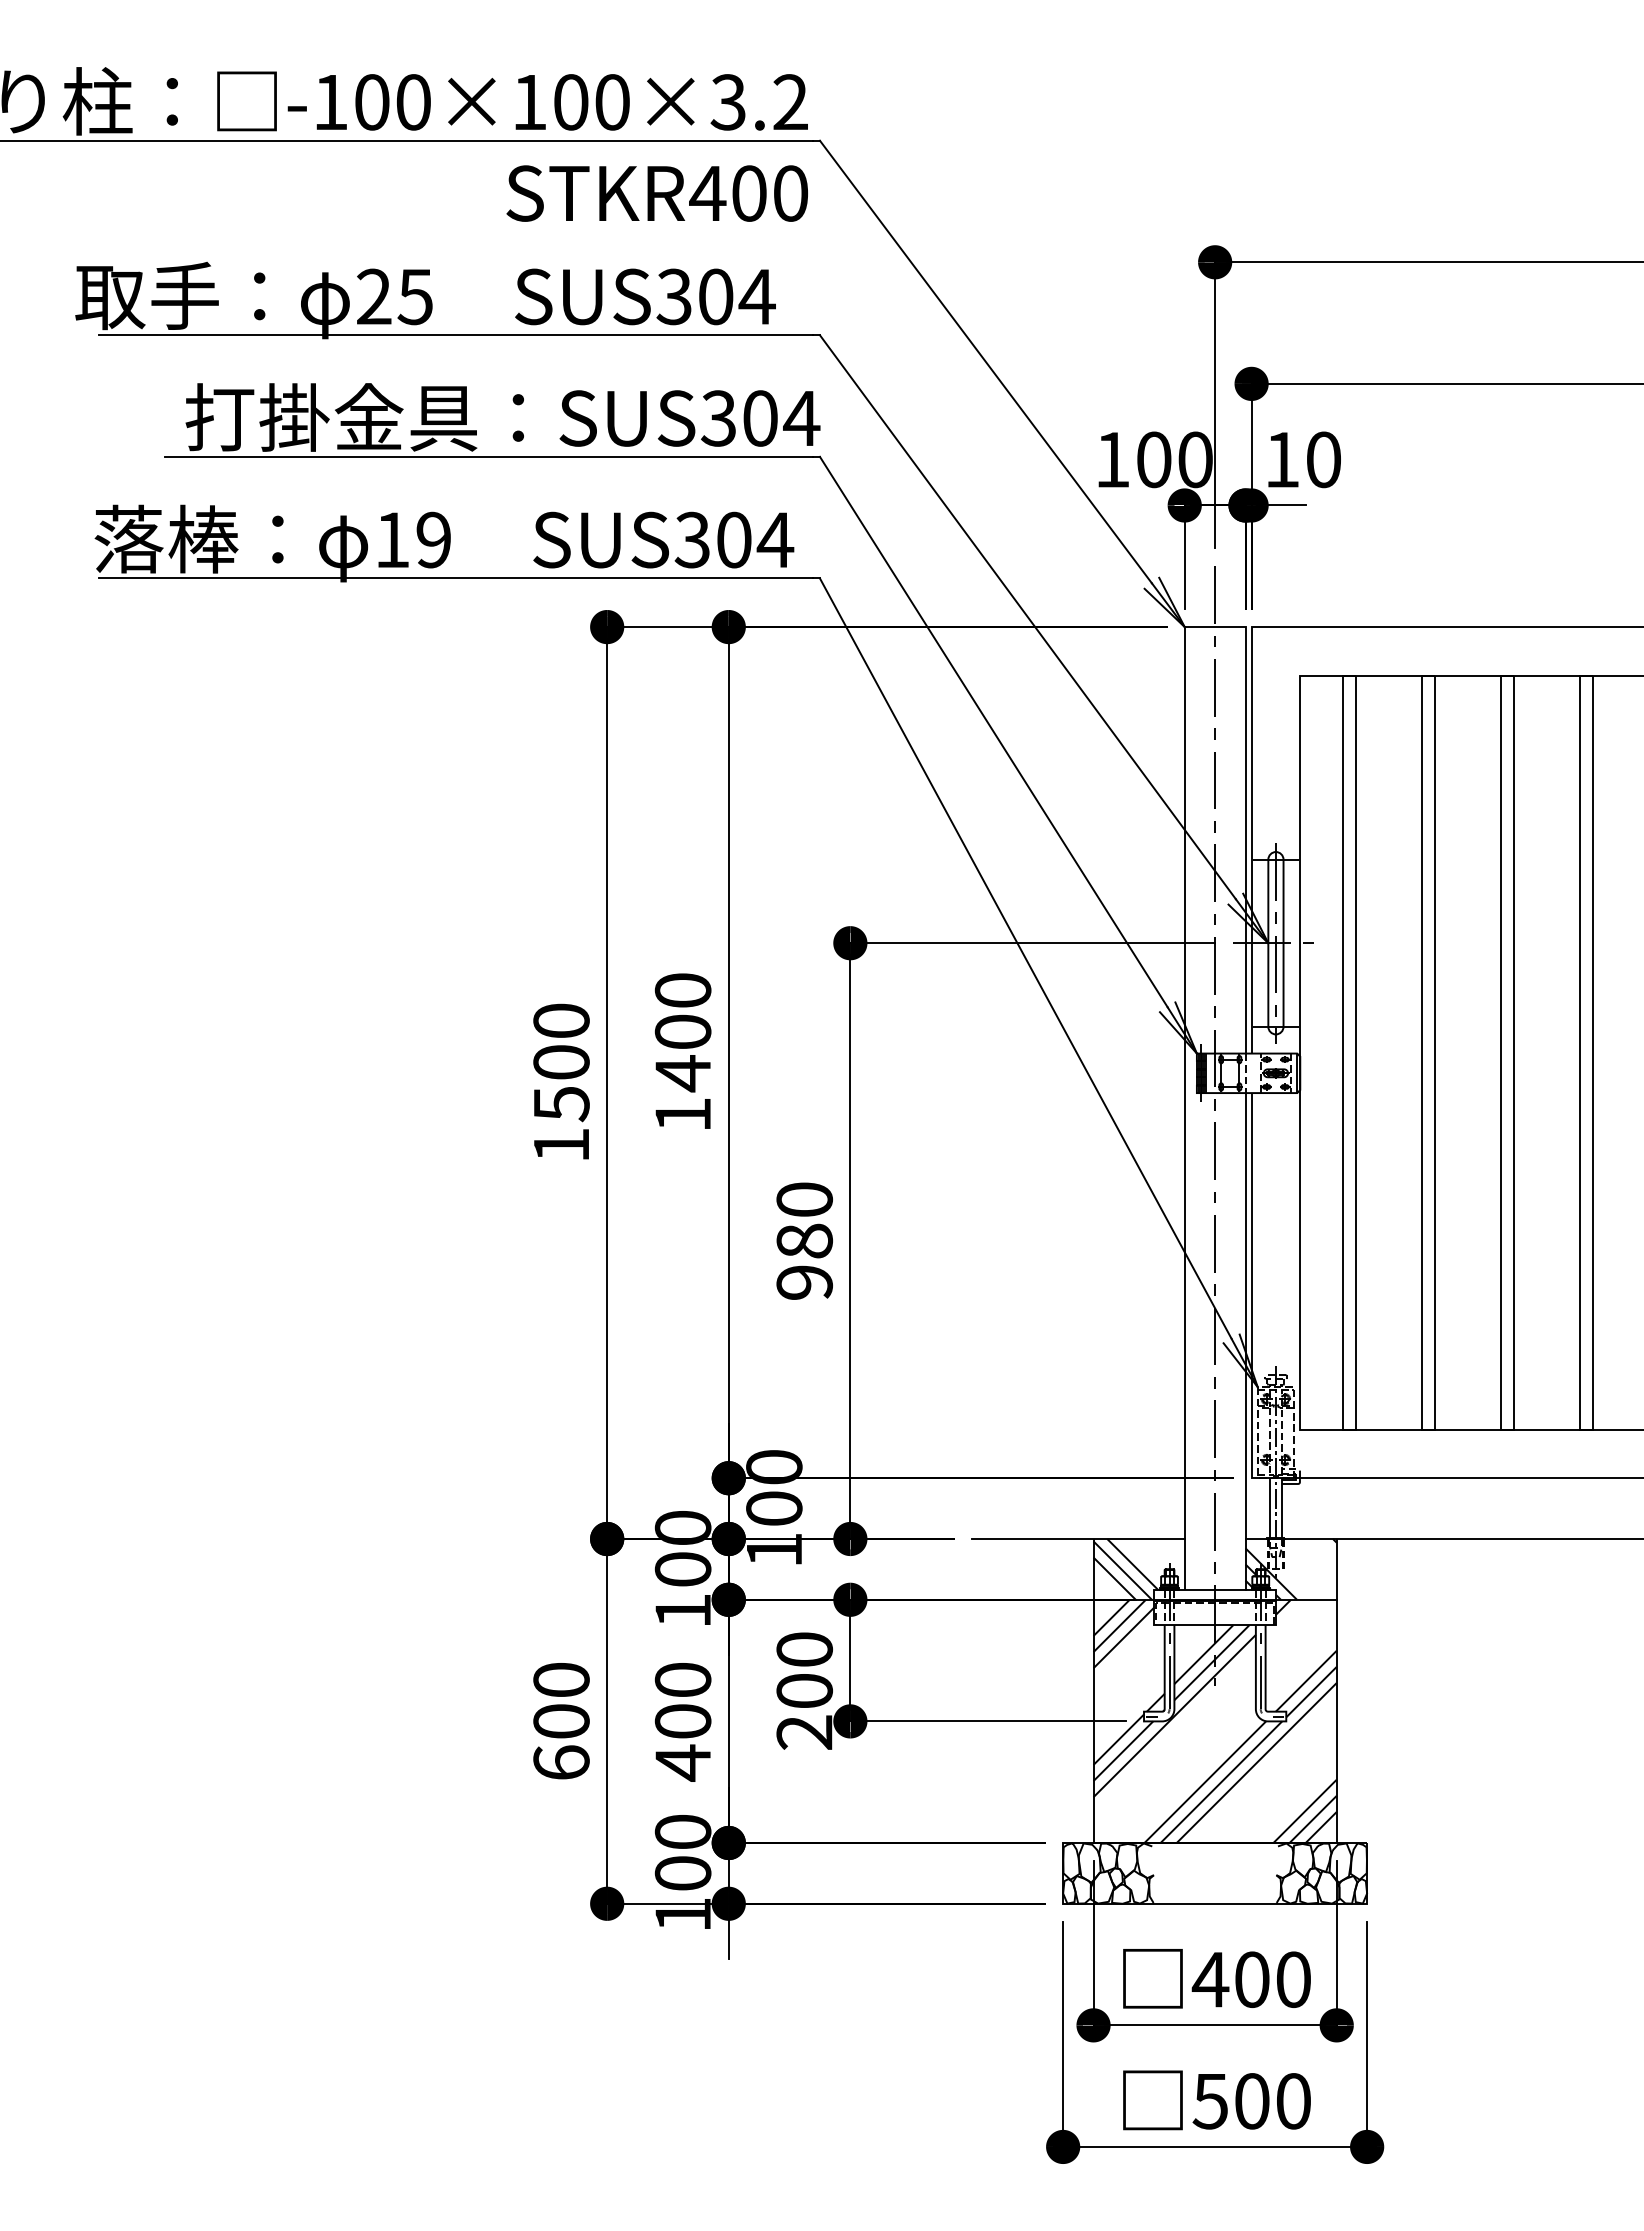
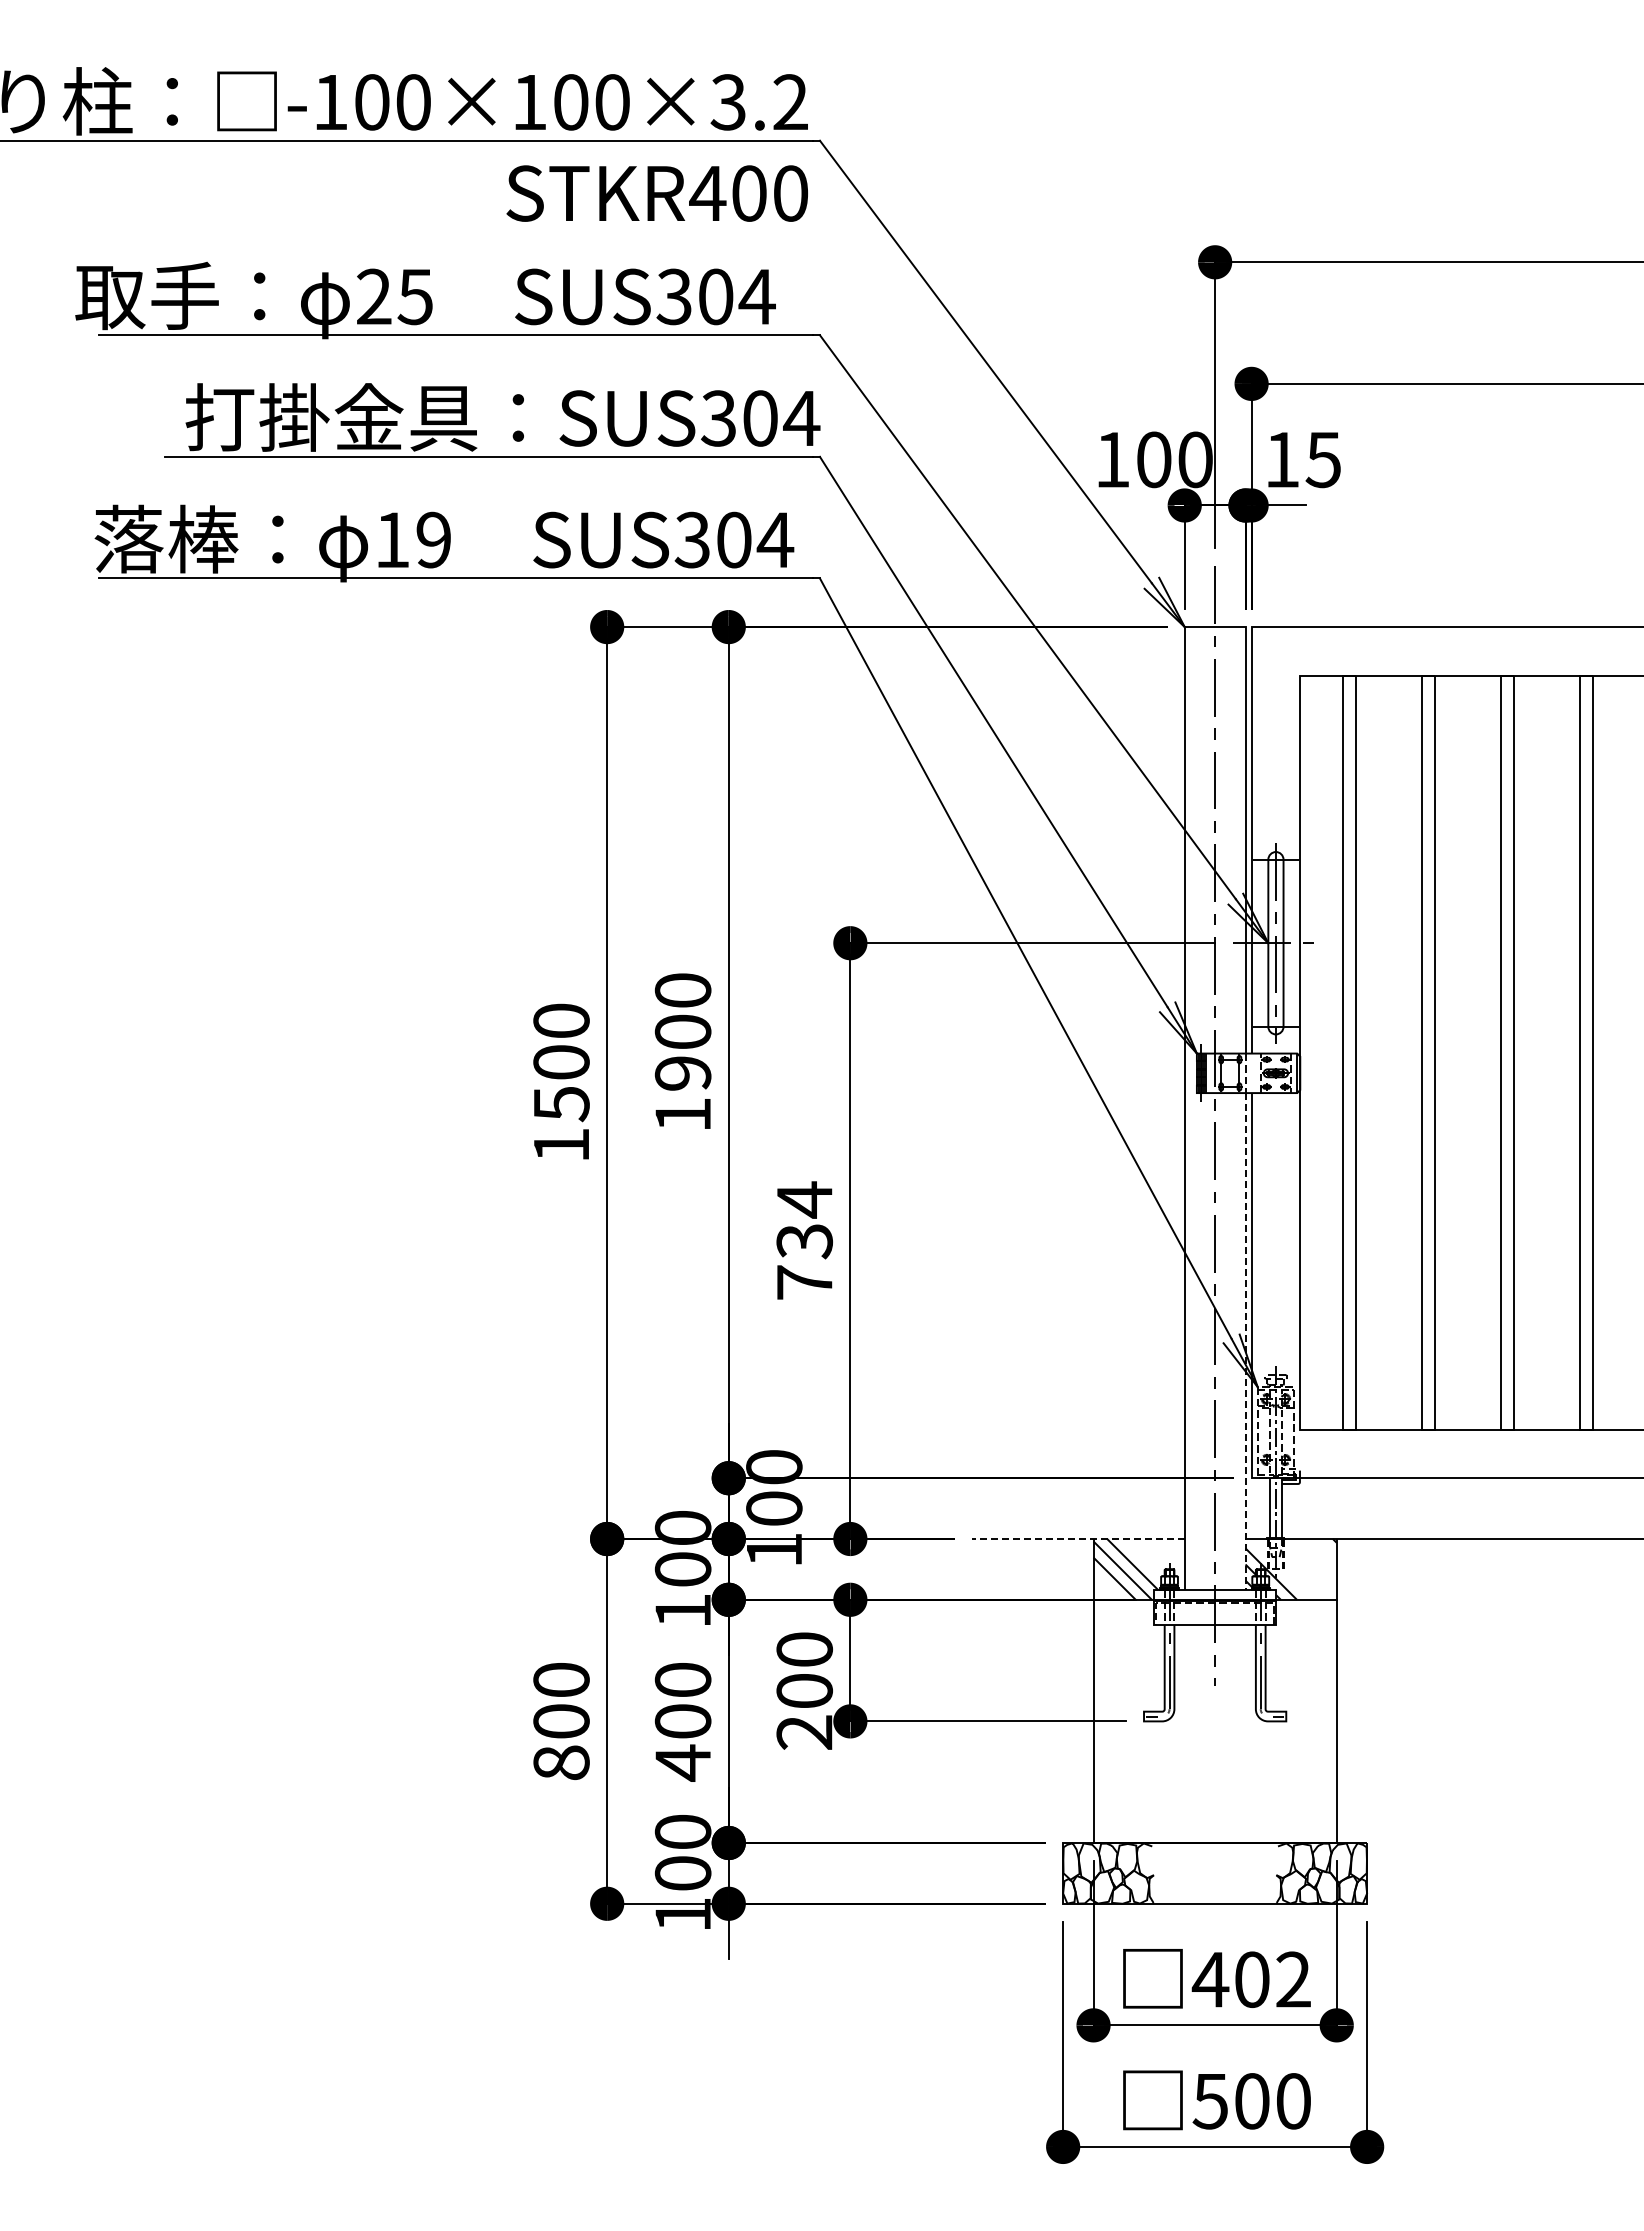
text: 10 -> 15 (1322, 459)
text: 1400 -> 1900 (682, 1073)
text: 980 -> 734 (804, 1240)
line: solid -> dashed (1245, 1341)
line: solid -> dashed (1077, 1539)
hatch: present -> none (1214, 1720)
text: 600 -> 800 (561, 1762)
text: 400 -> 402 (1293, 1979)
